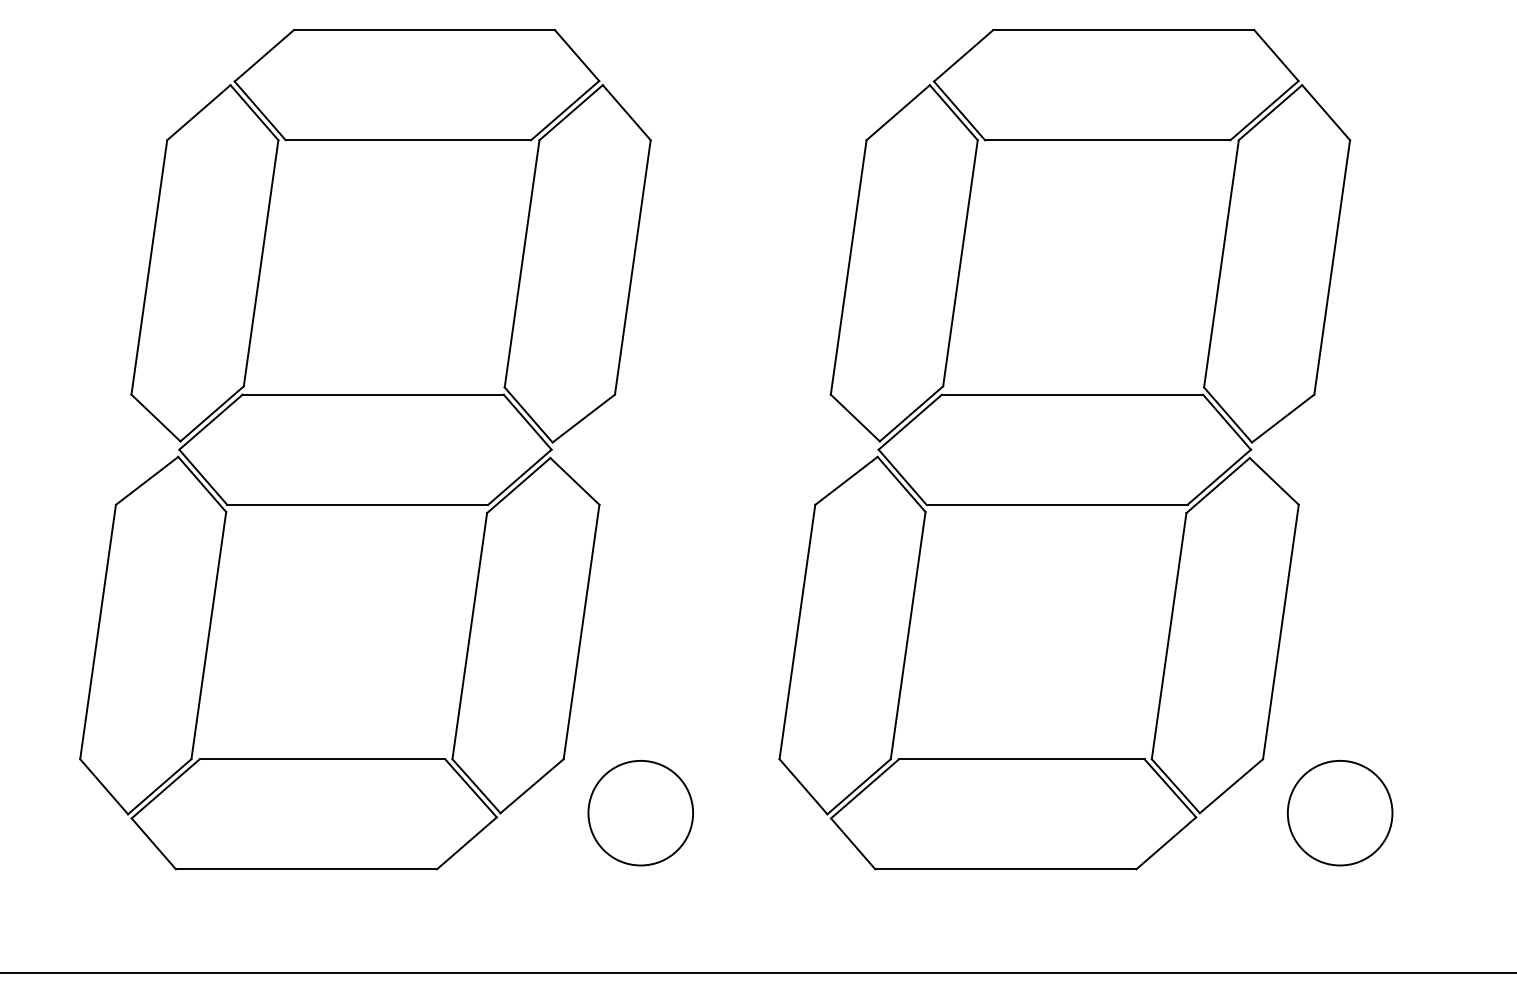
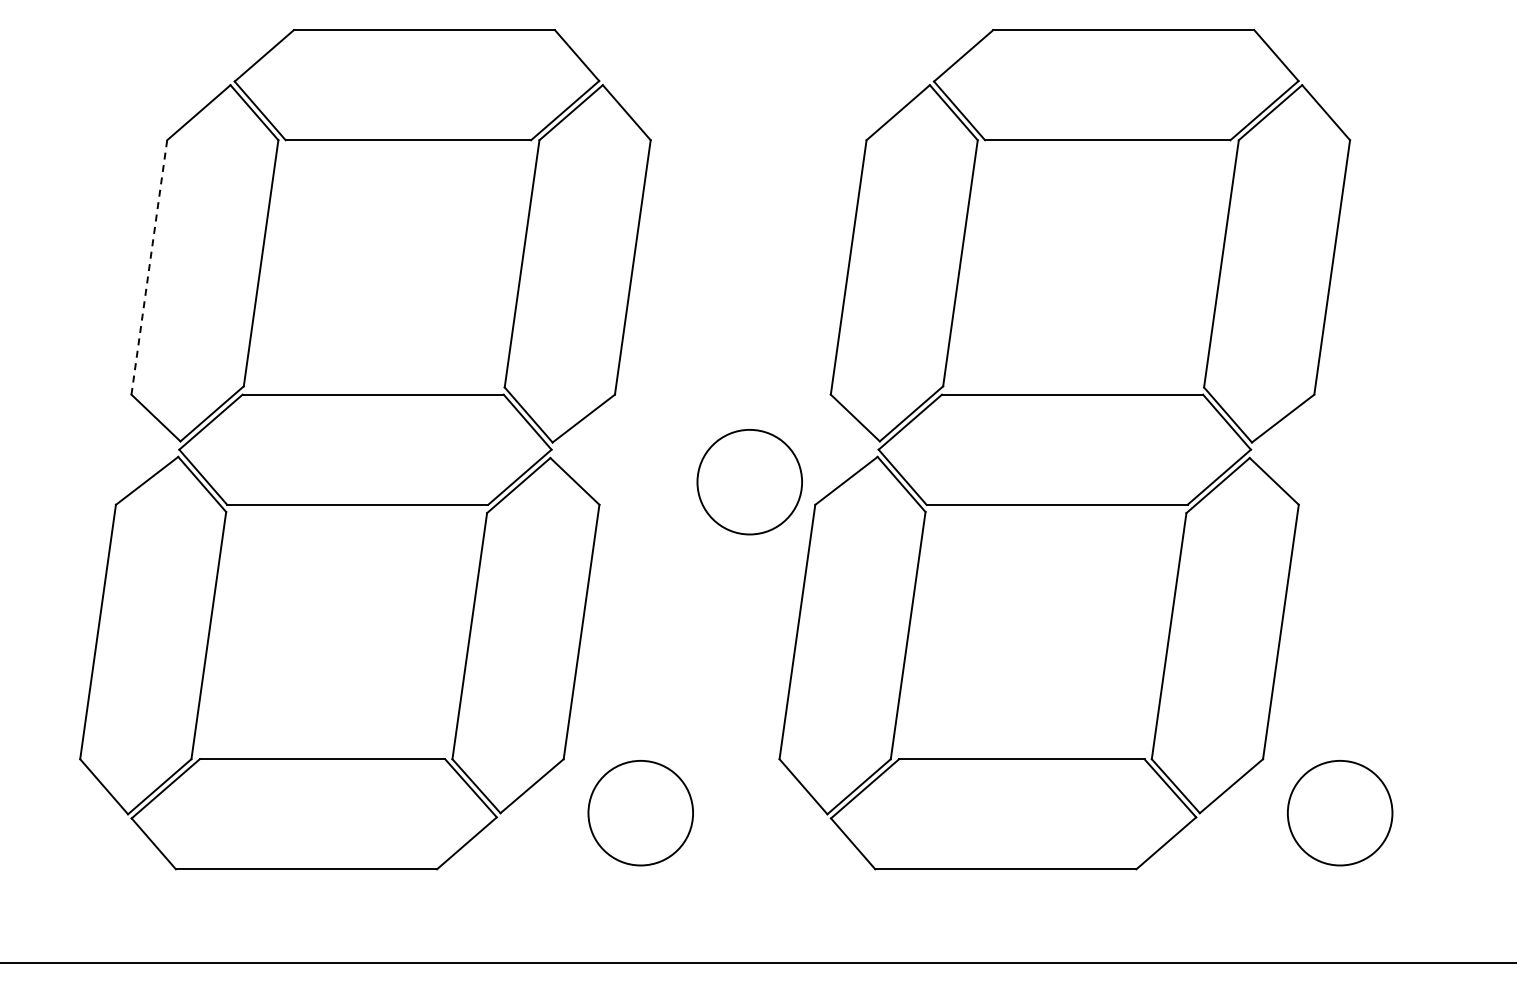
line: solid -> dashed (149, 267)
circle: none -> present (749, 482)
line position: (757, 972) -> (757, 962) (757, 962)
